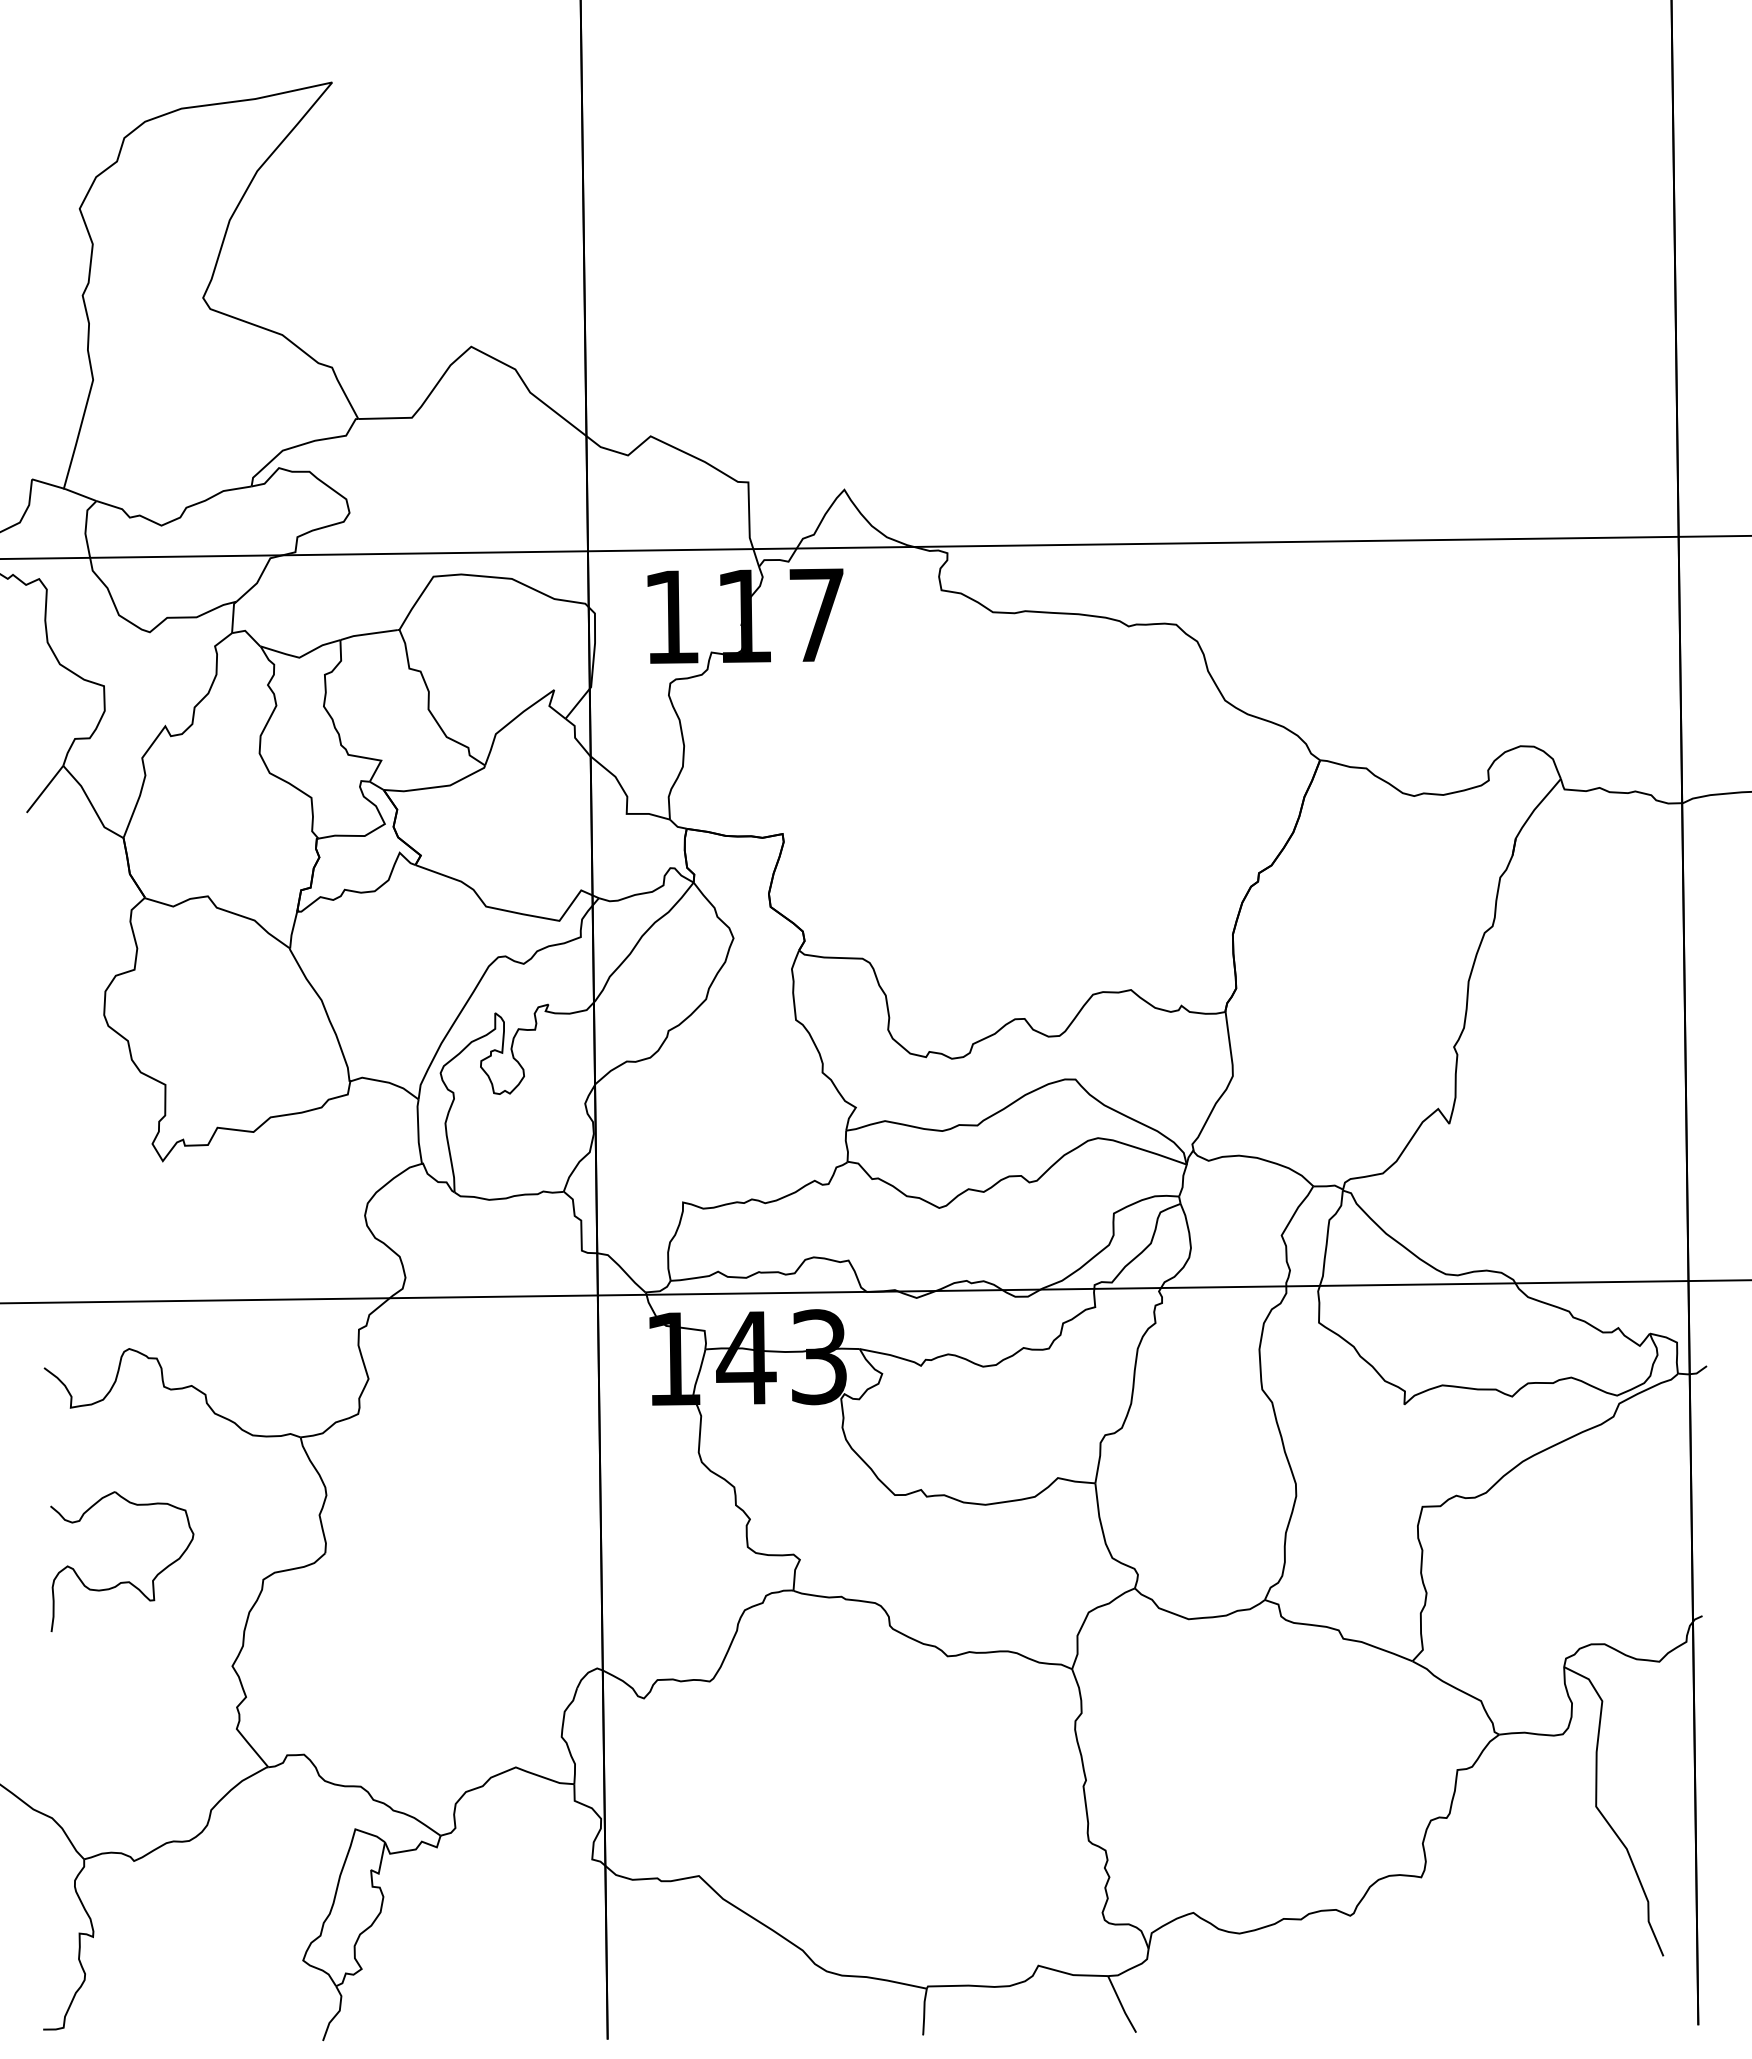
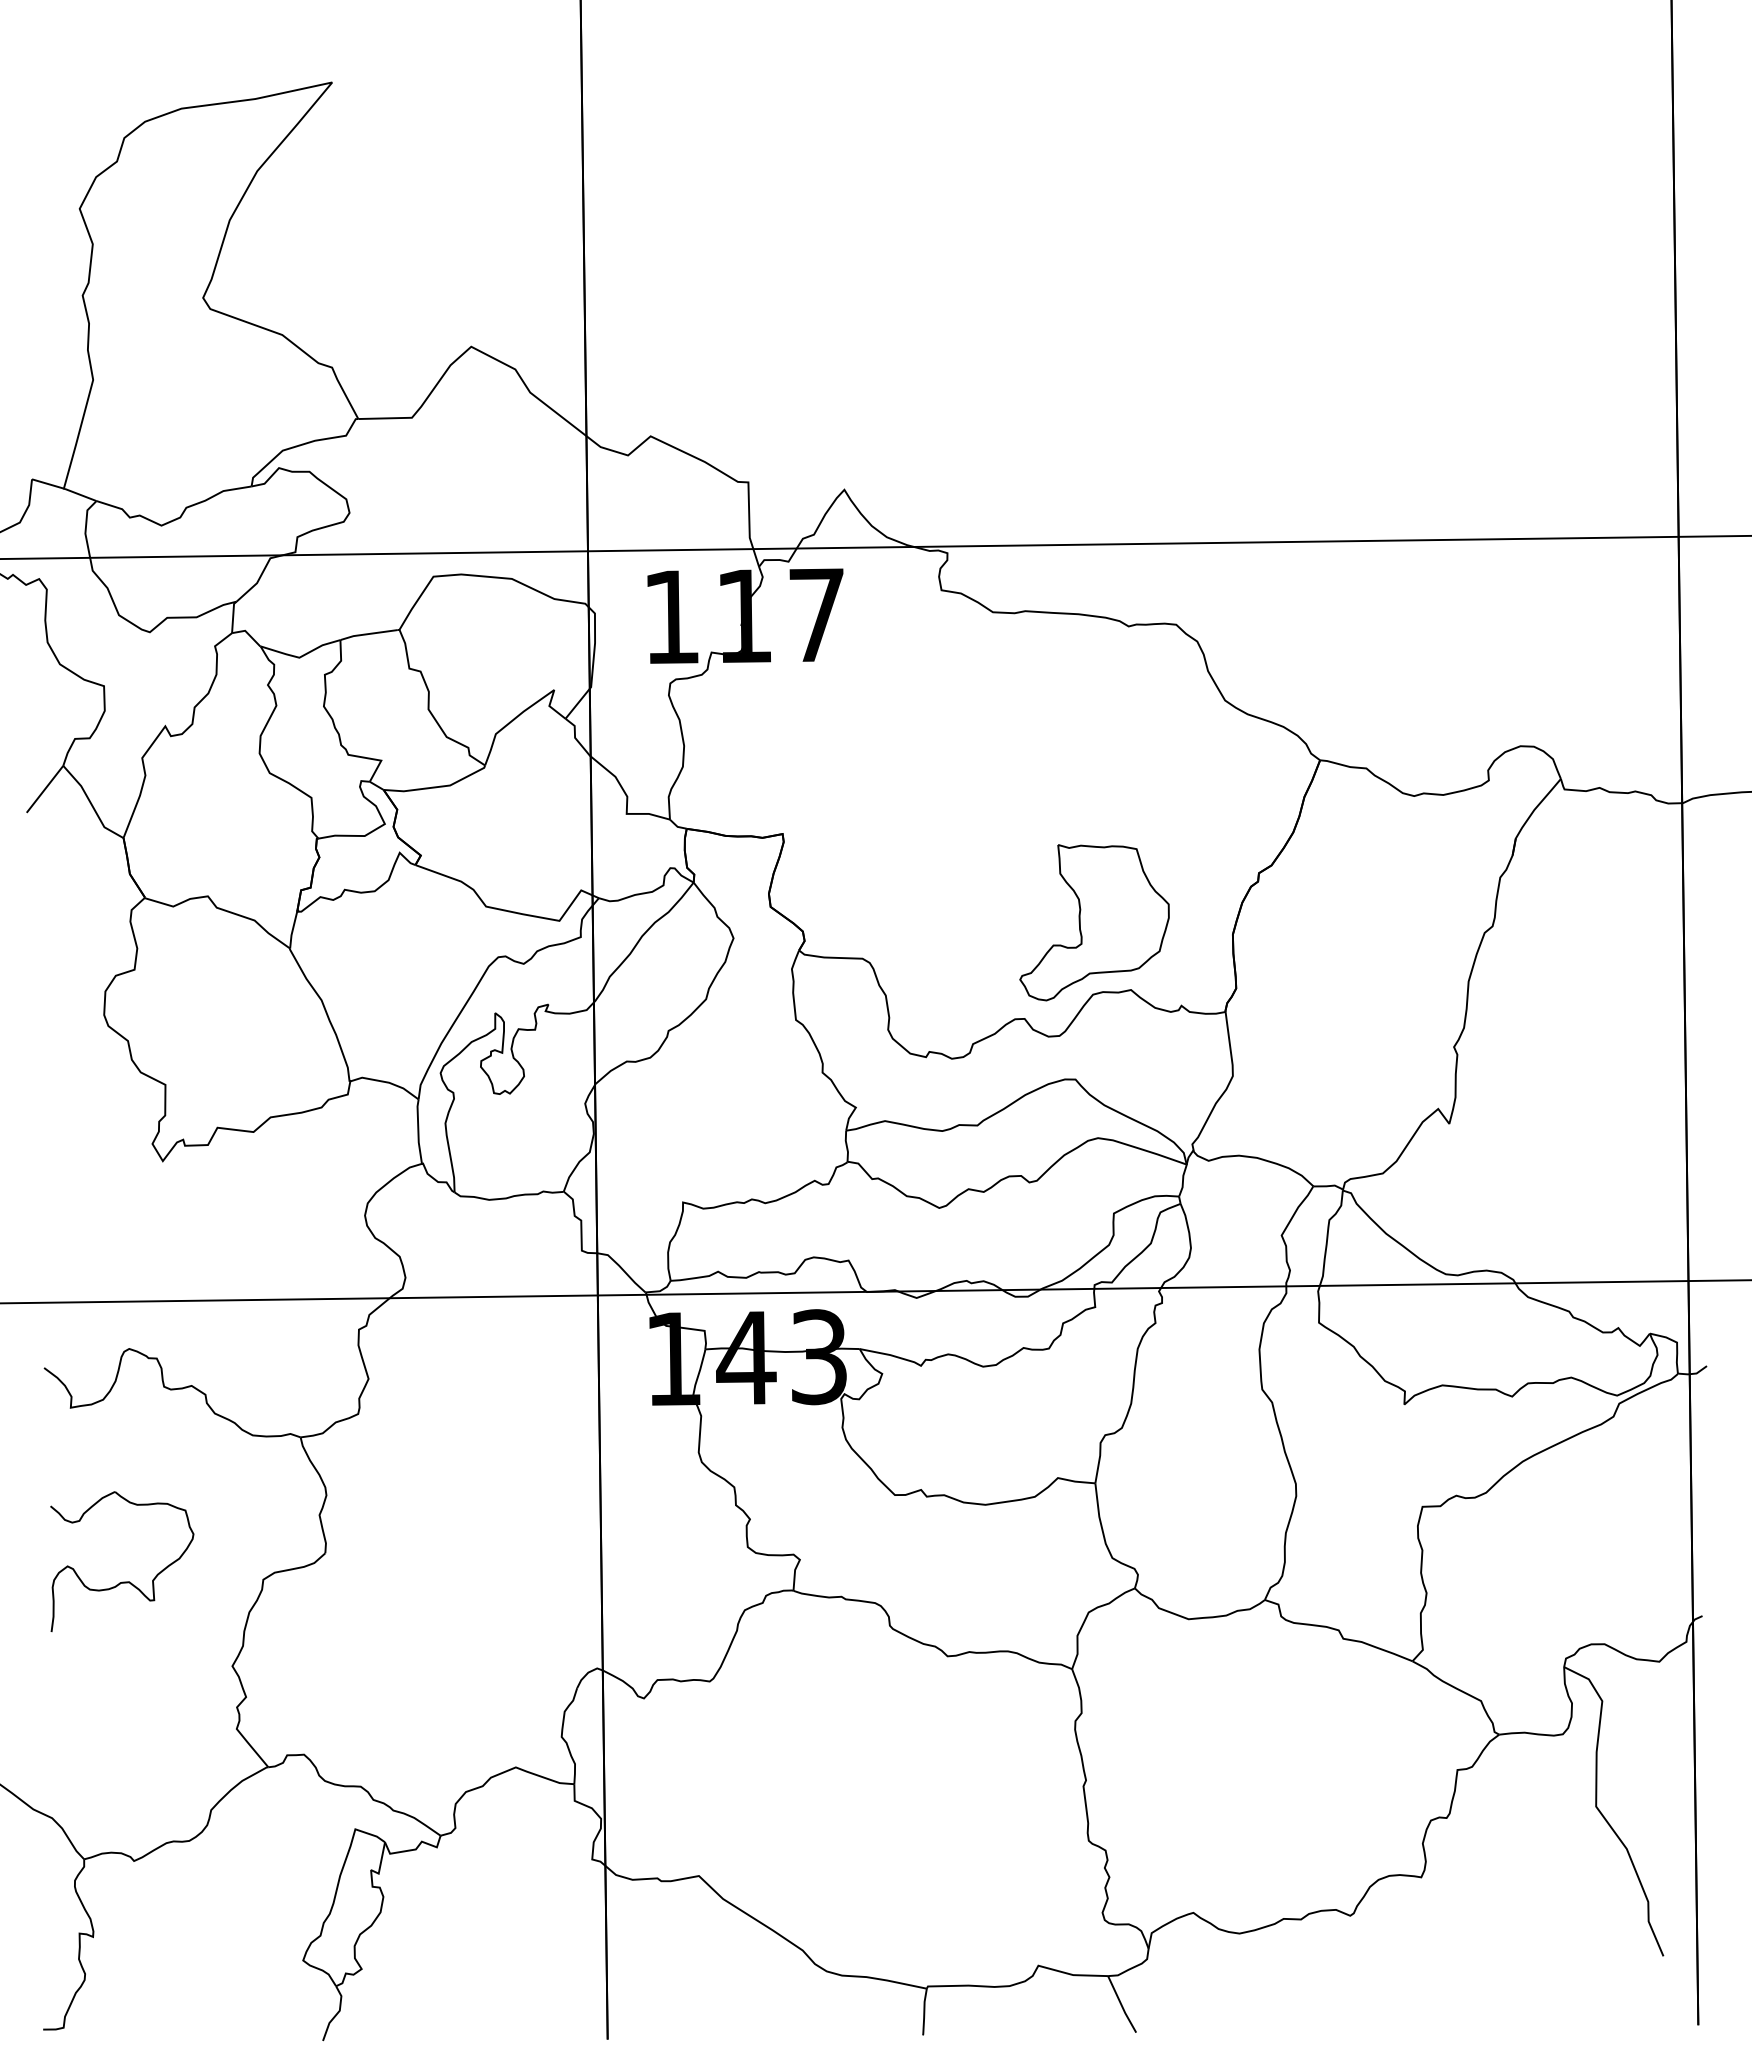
part: none -> present (1094, 922)
